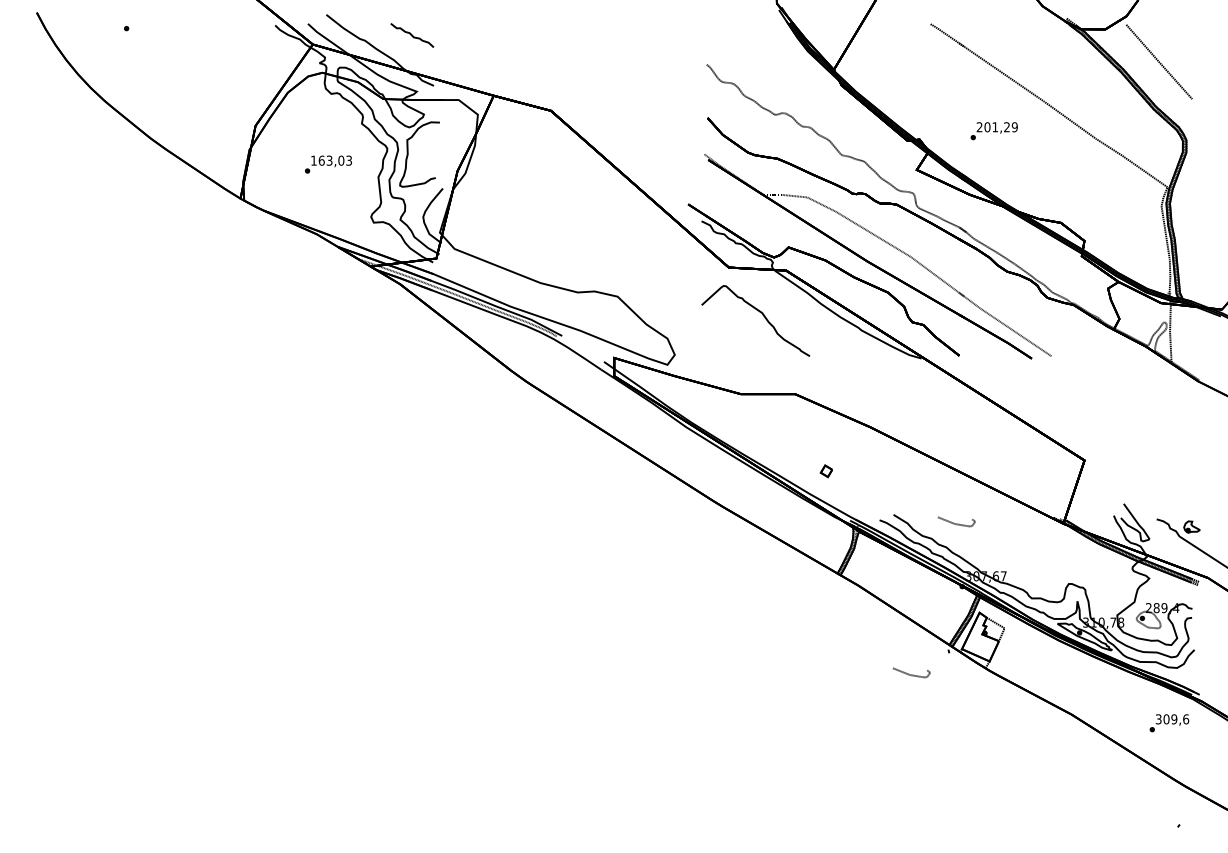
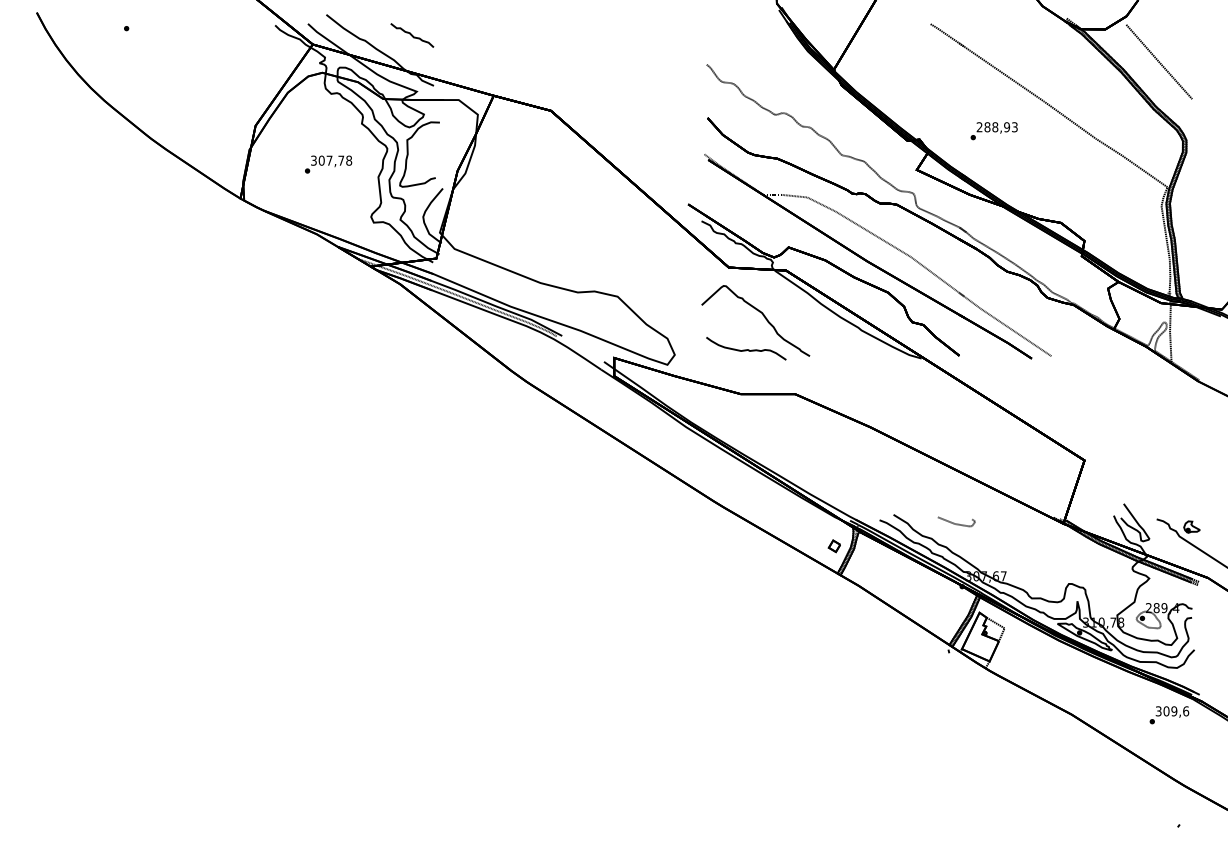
text: 201,29 -> 288,93 (1000, 127)
text: 163,03 -> 307,78 (331, 160)
curve: none -> present (746, 349)
part position: (825, 471) -> (833, 546) (833, 546)
part: present -> none (911, 672)
text position: (1169, 723) -> (1169, 715) (1169, 715)
